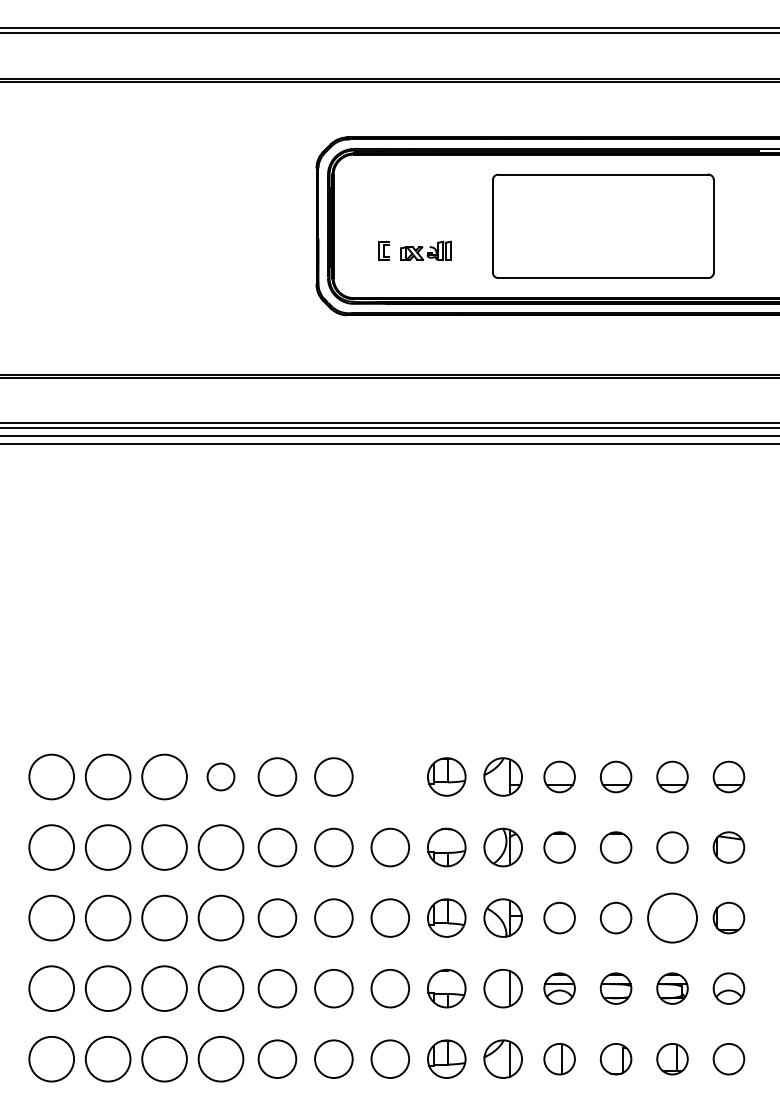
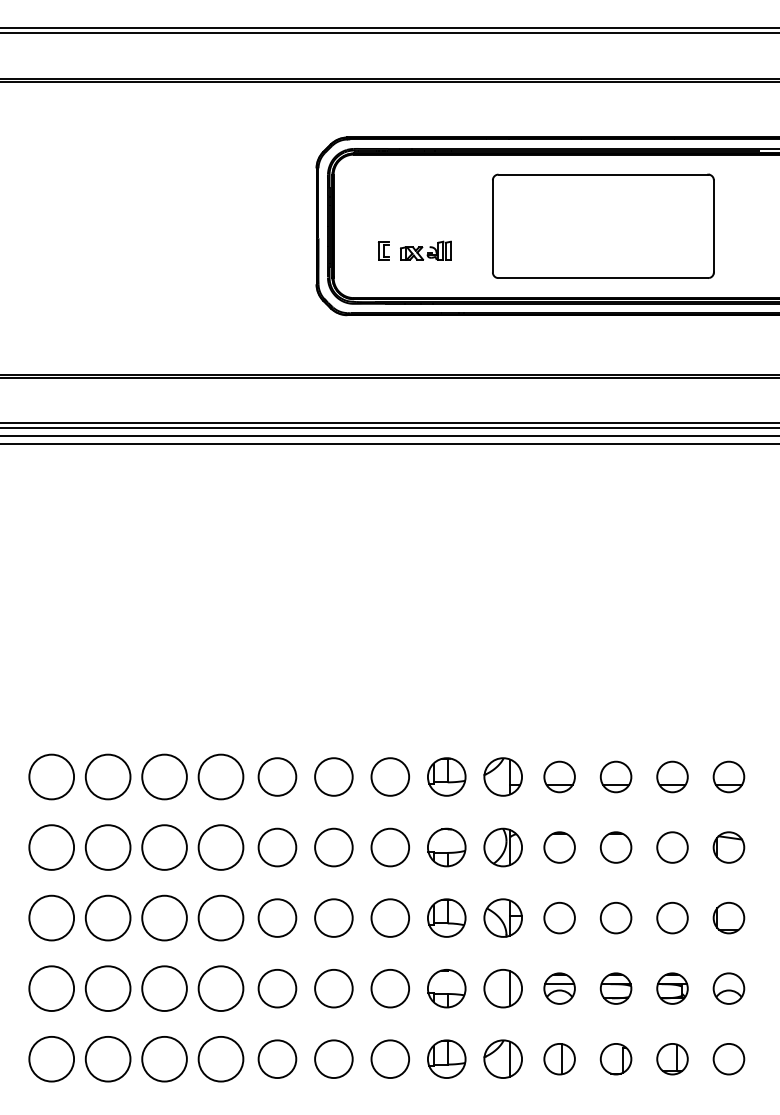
circle diameter: 27 px -> 45 px (220, 776)
circle: none -> present (389, 776)
circle diameter: 49 px -> 31 px (672, 917)
